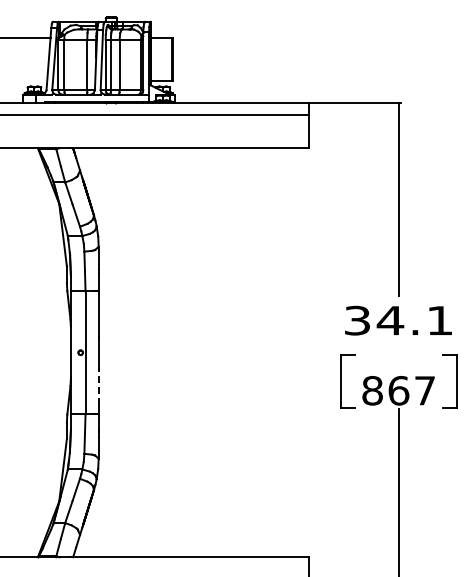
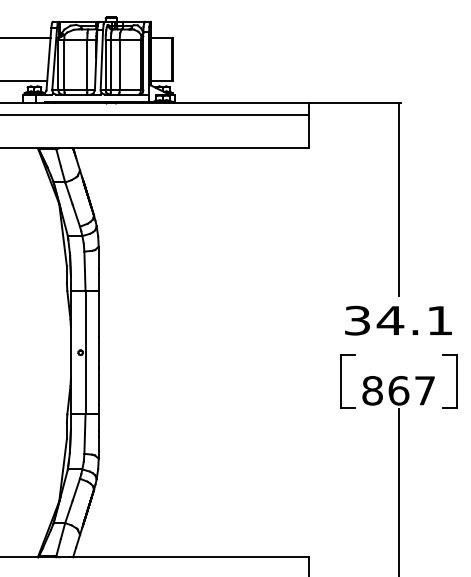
line: none -> present (24, 81)
line: dashed -> solid (98, 386)
